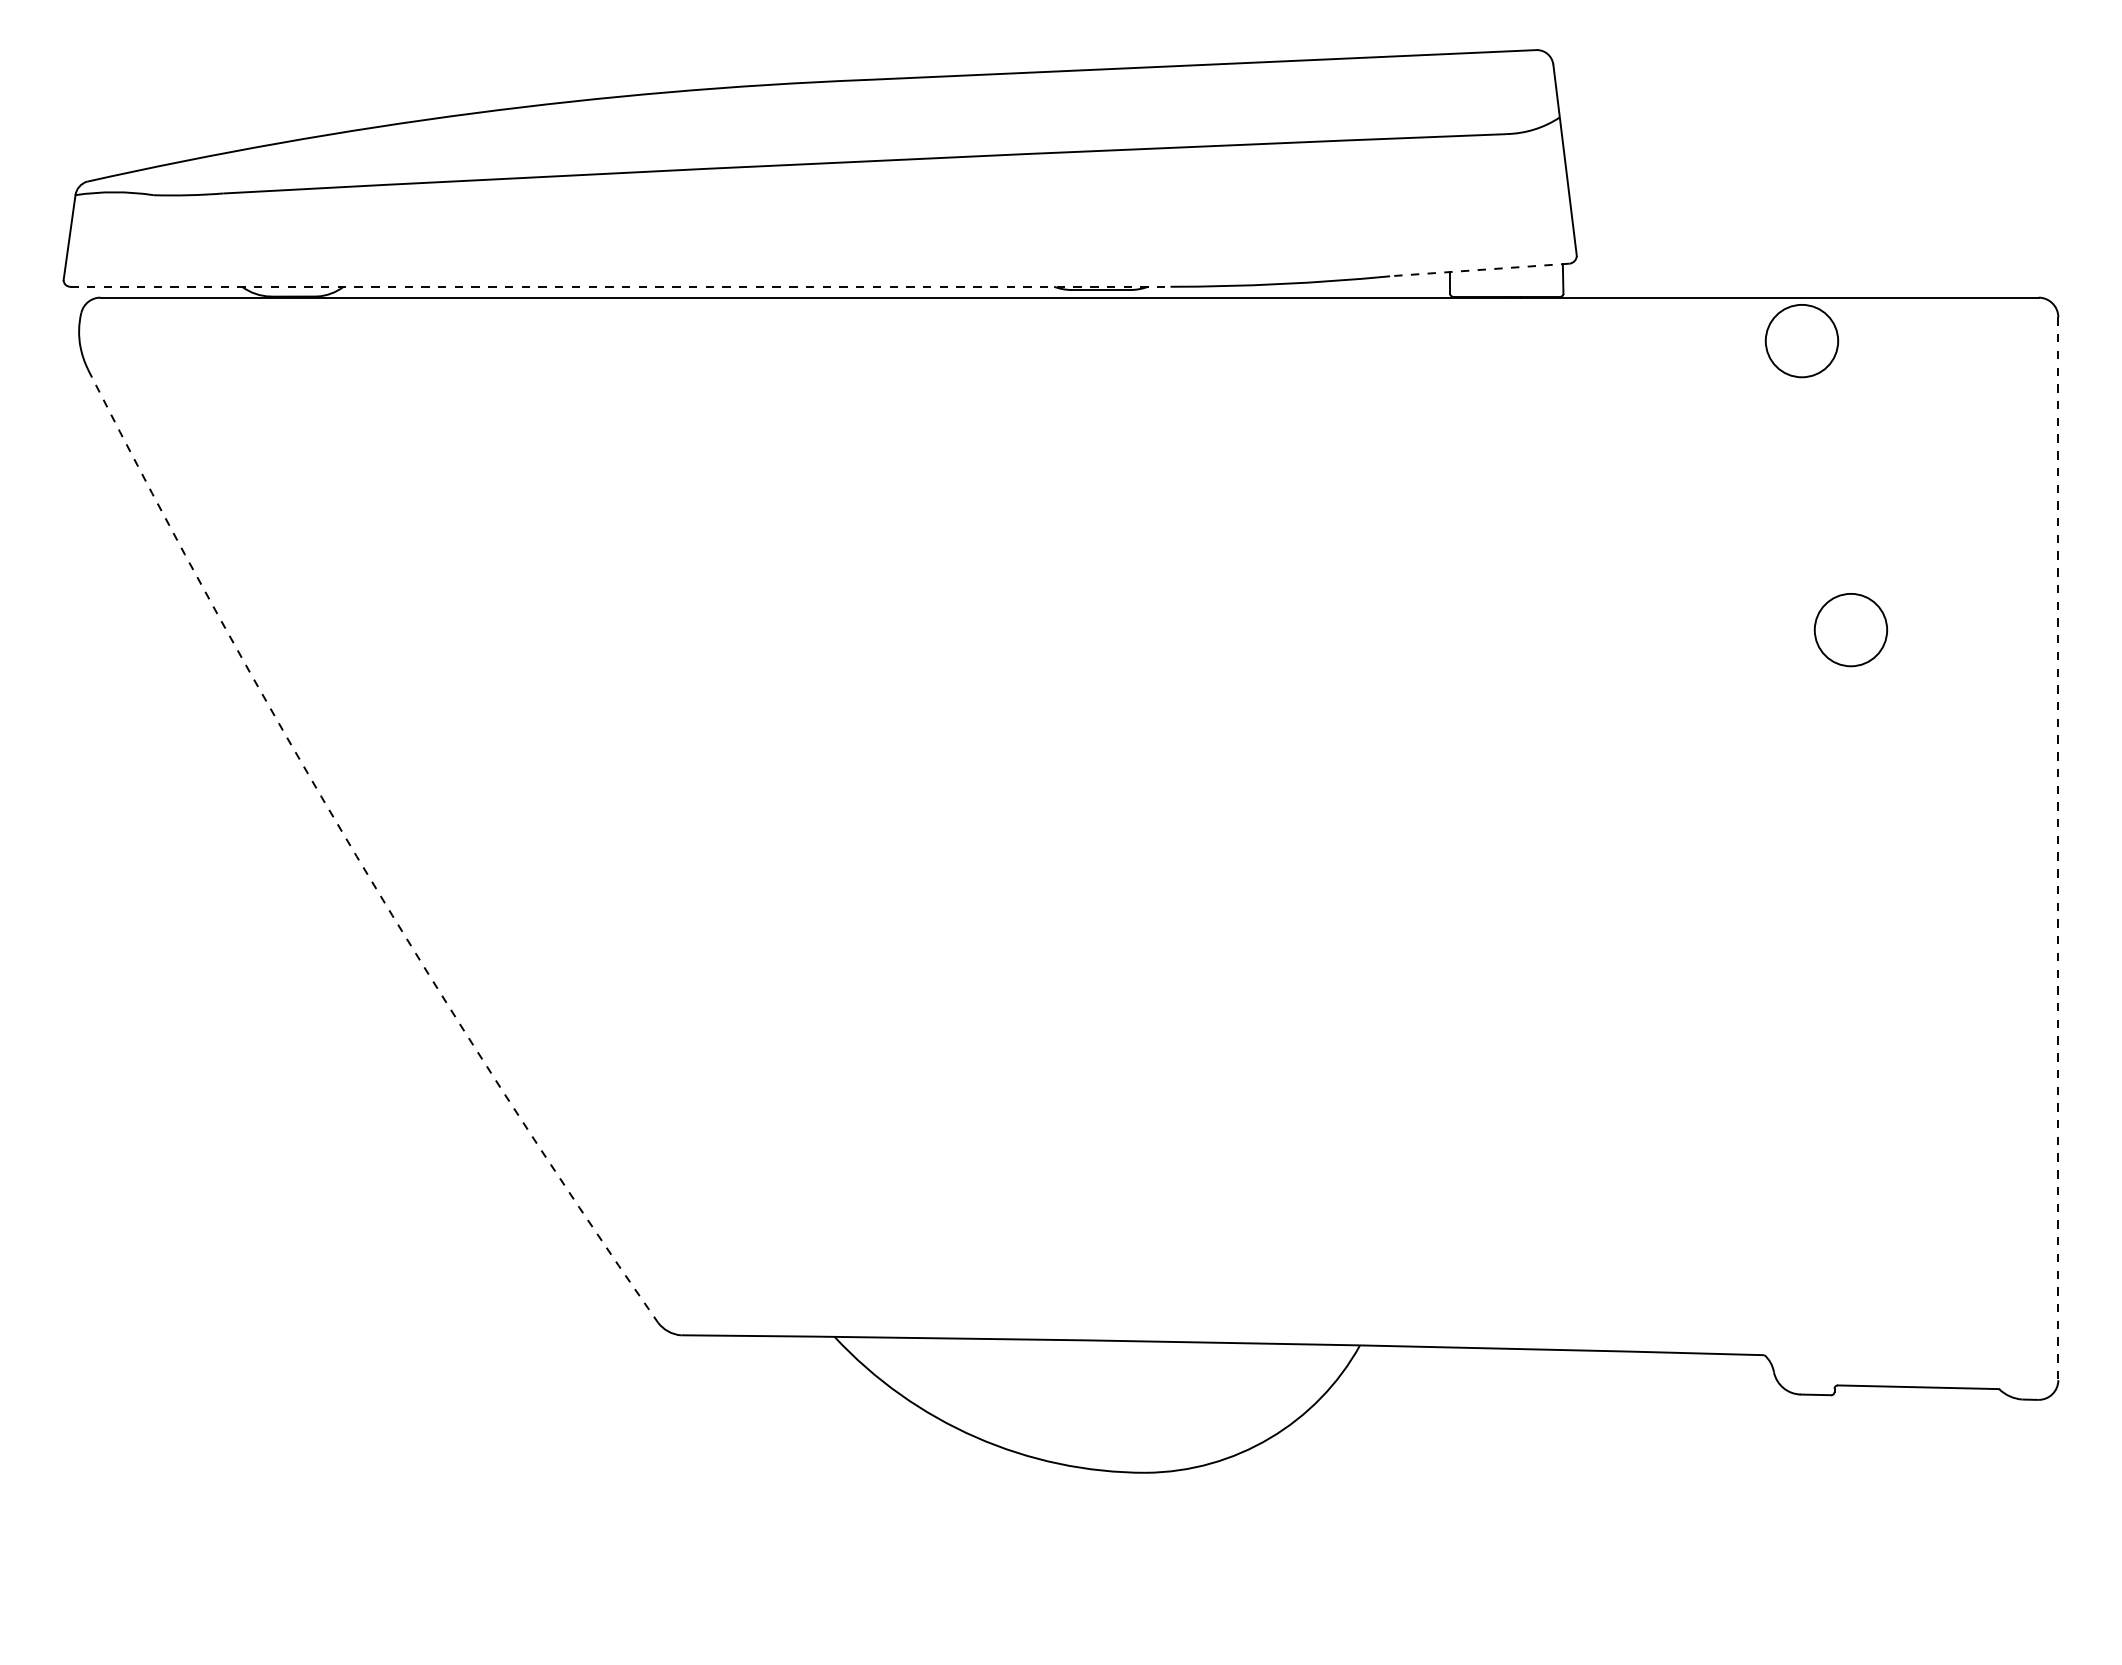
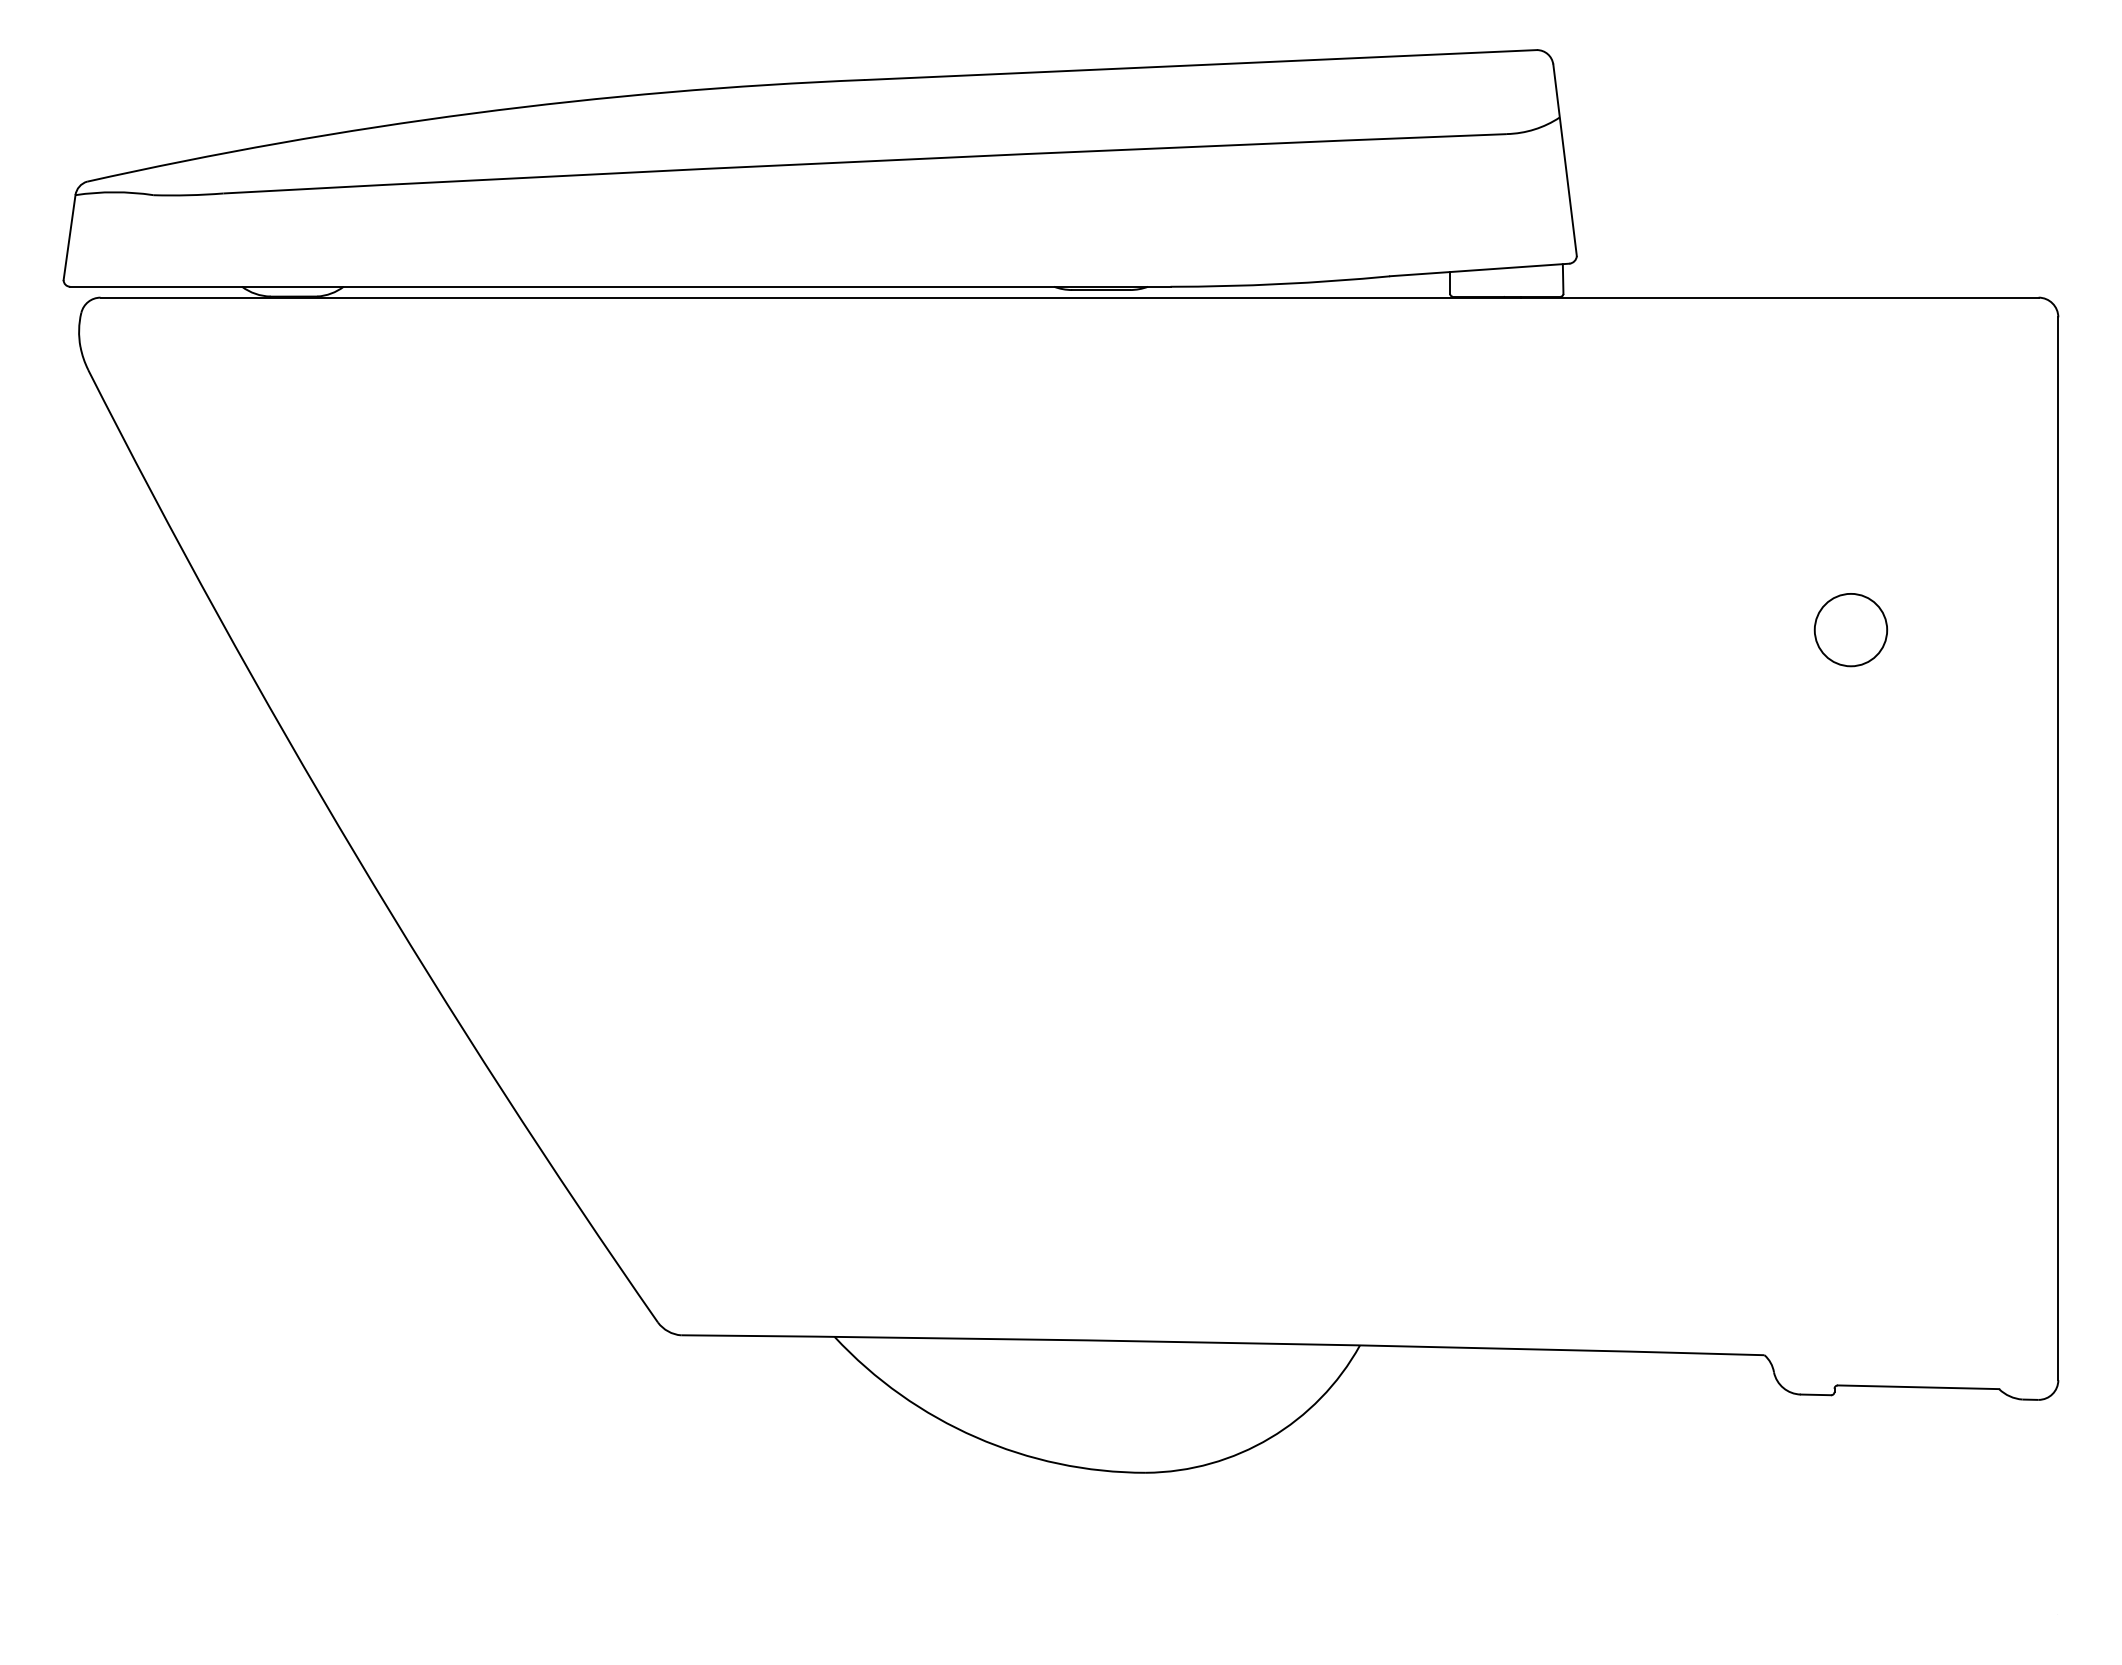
line: dashed -> solid (1479, 269)
line: dashed -> solid (620, 286)
circle: present -> none (1801, 341)
line: dashed -> solid (2058, 849)
arc: dashed -> solid (356, 856)
